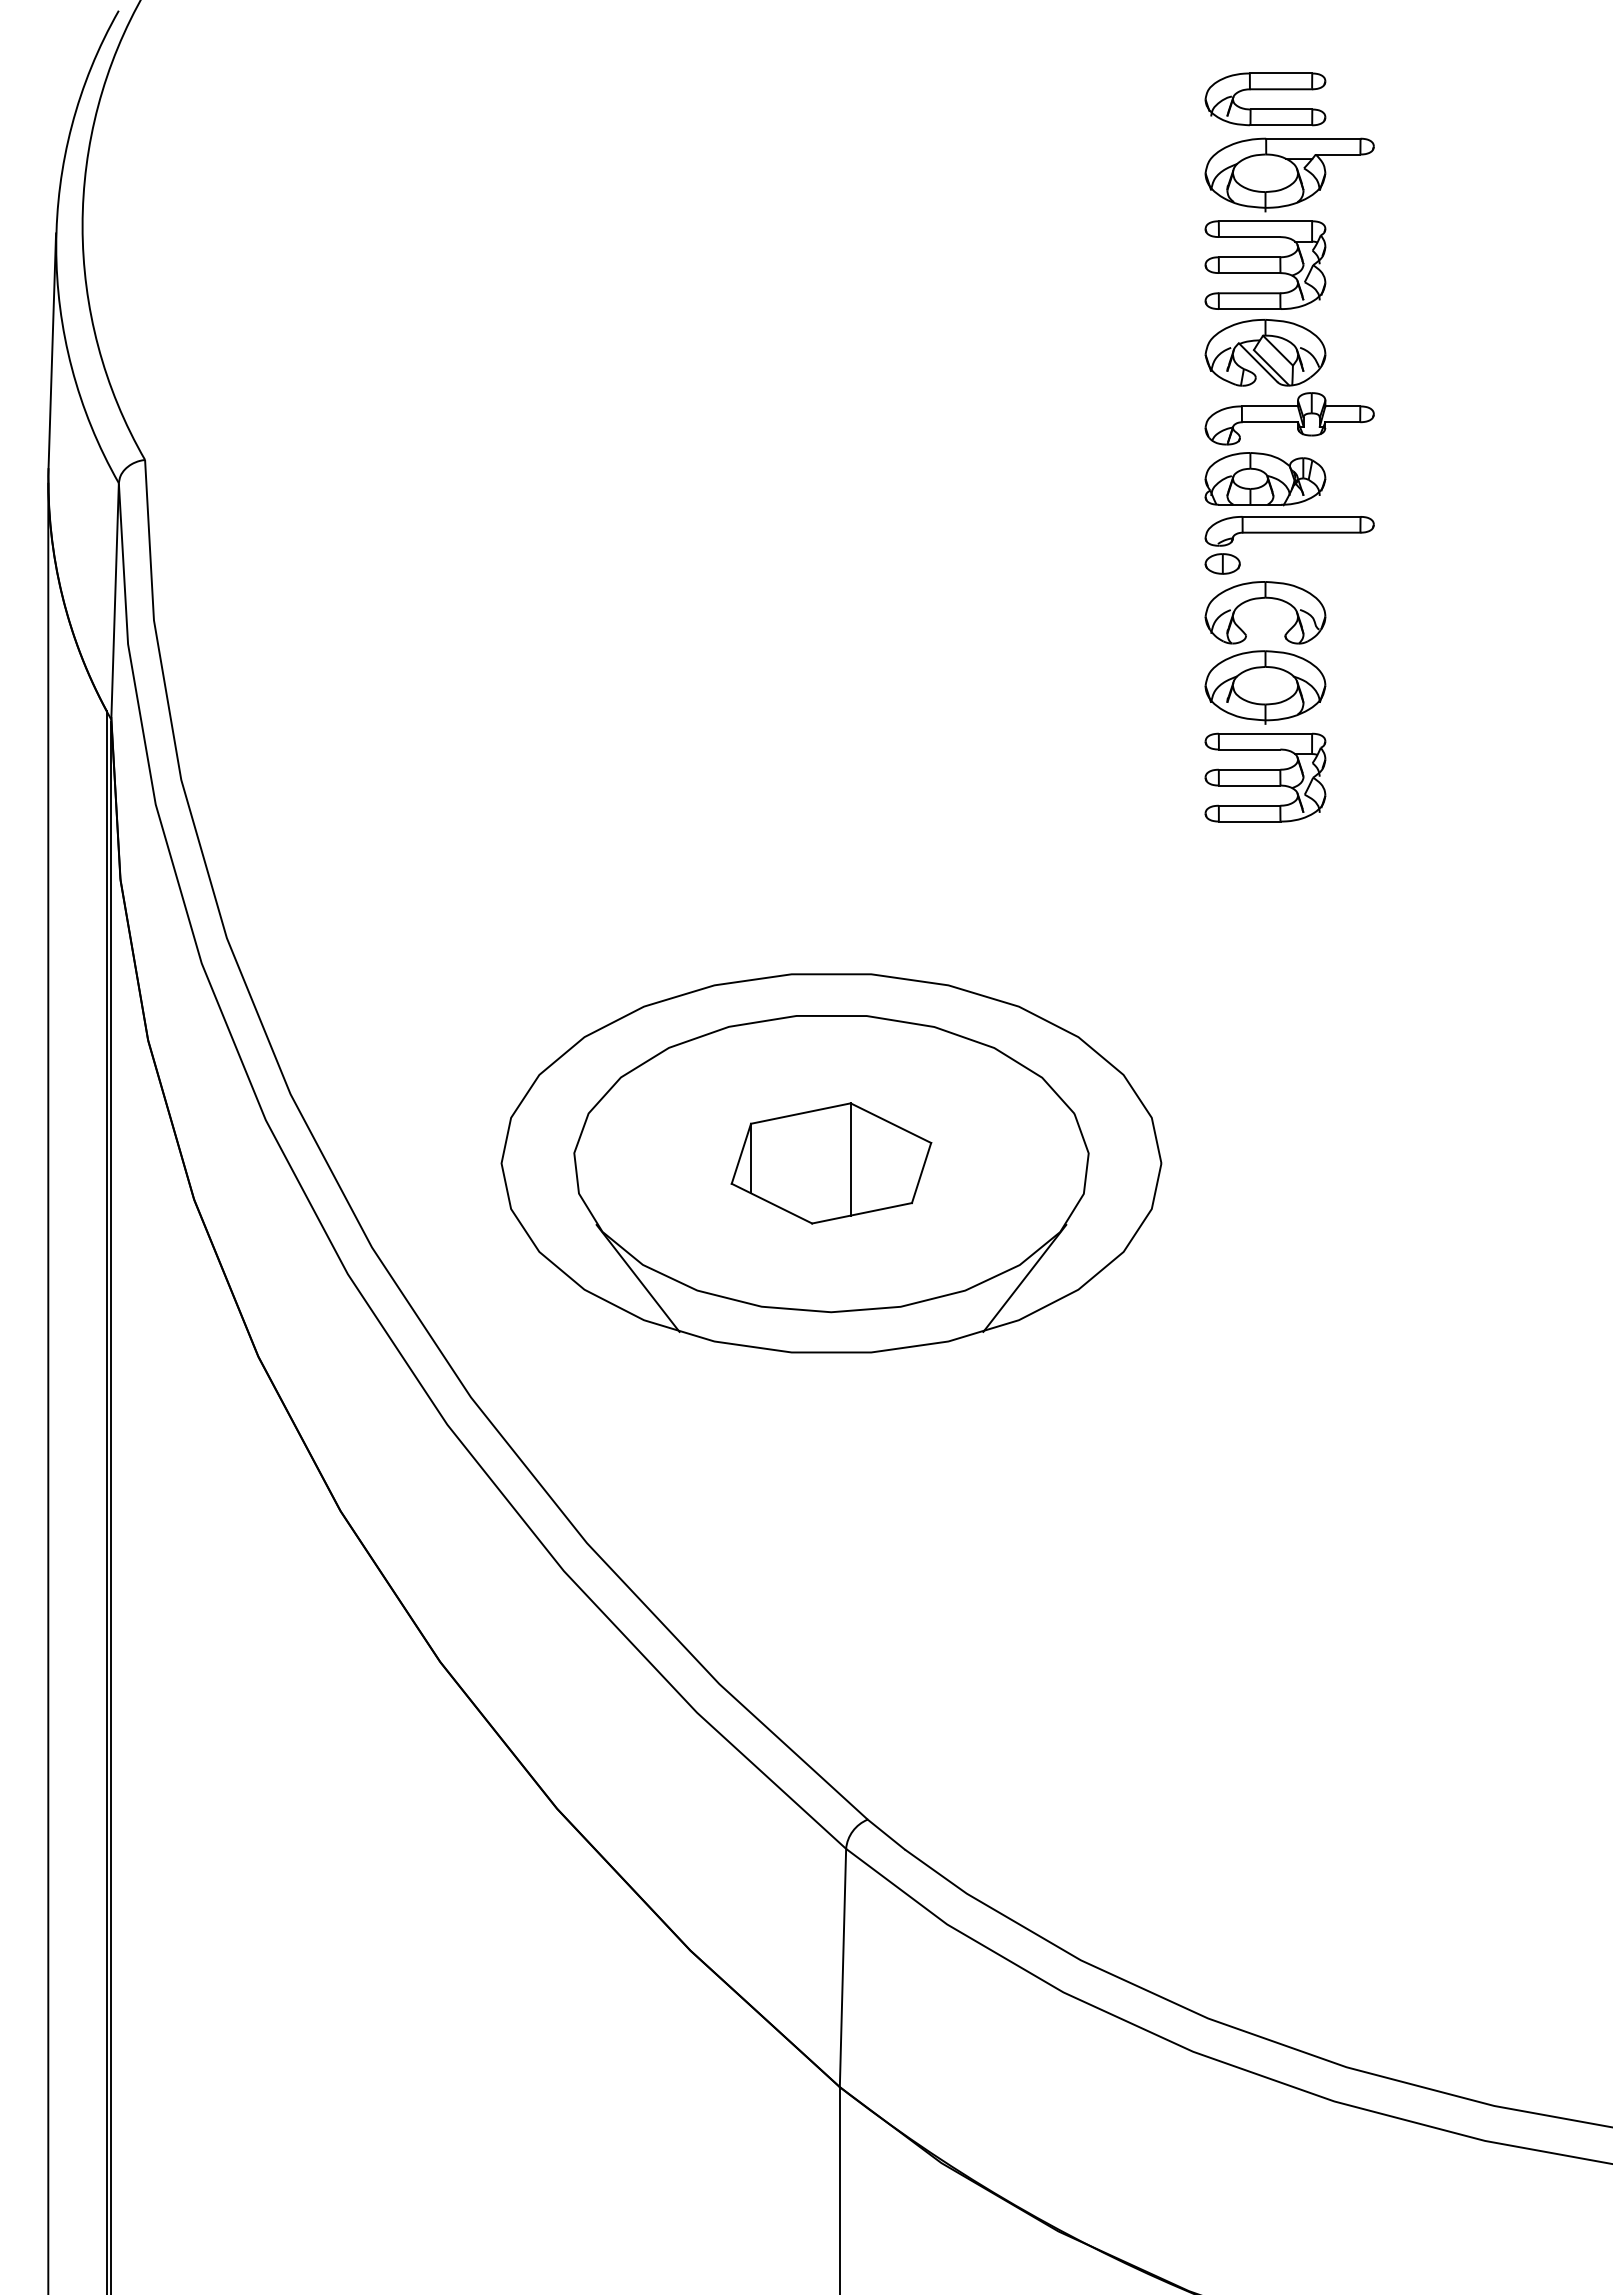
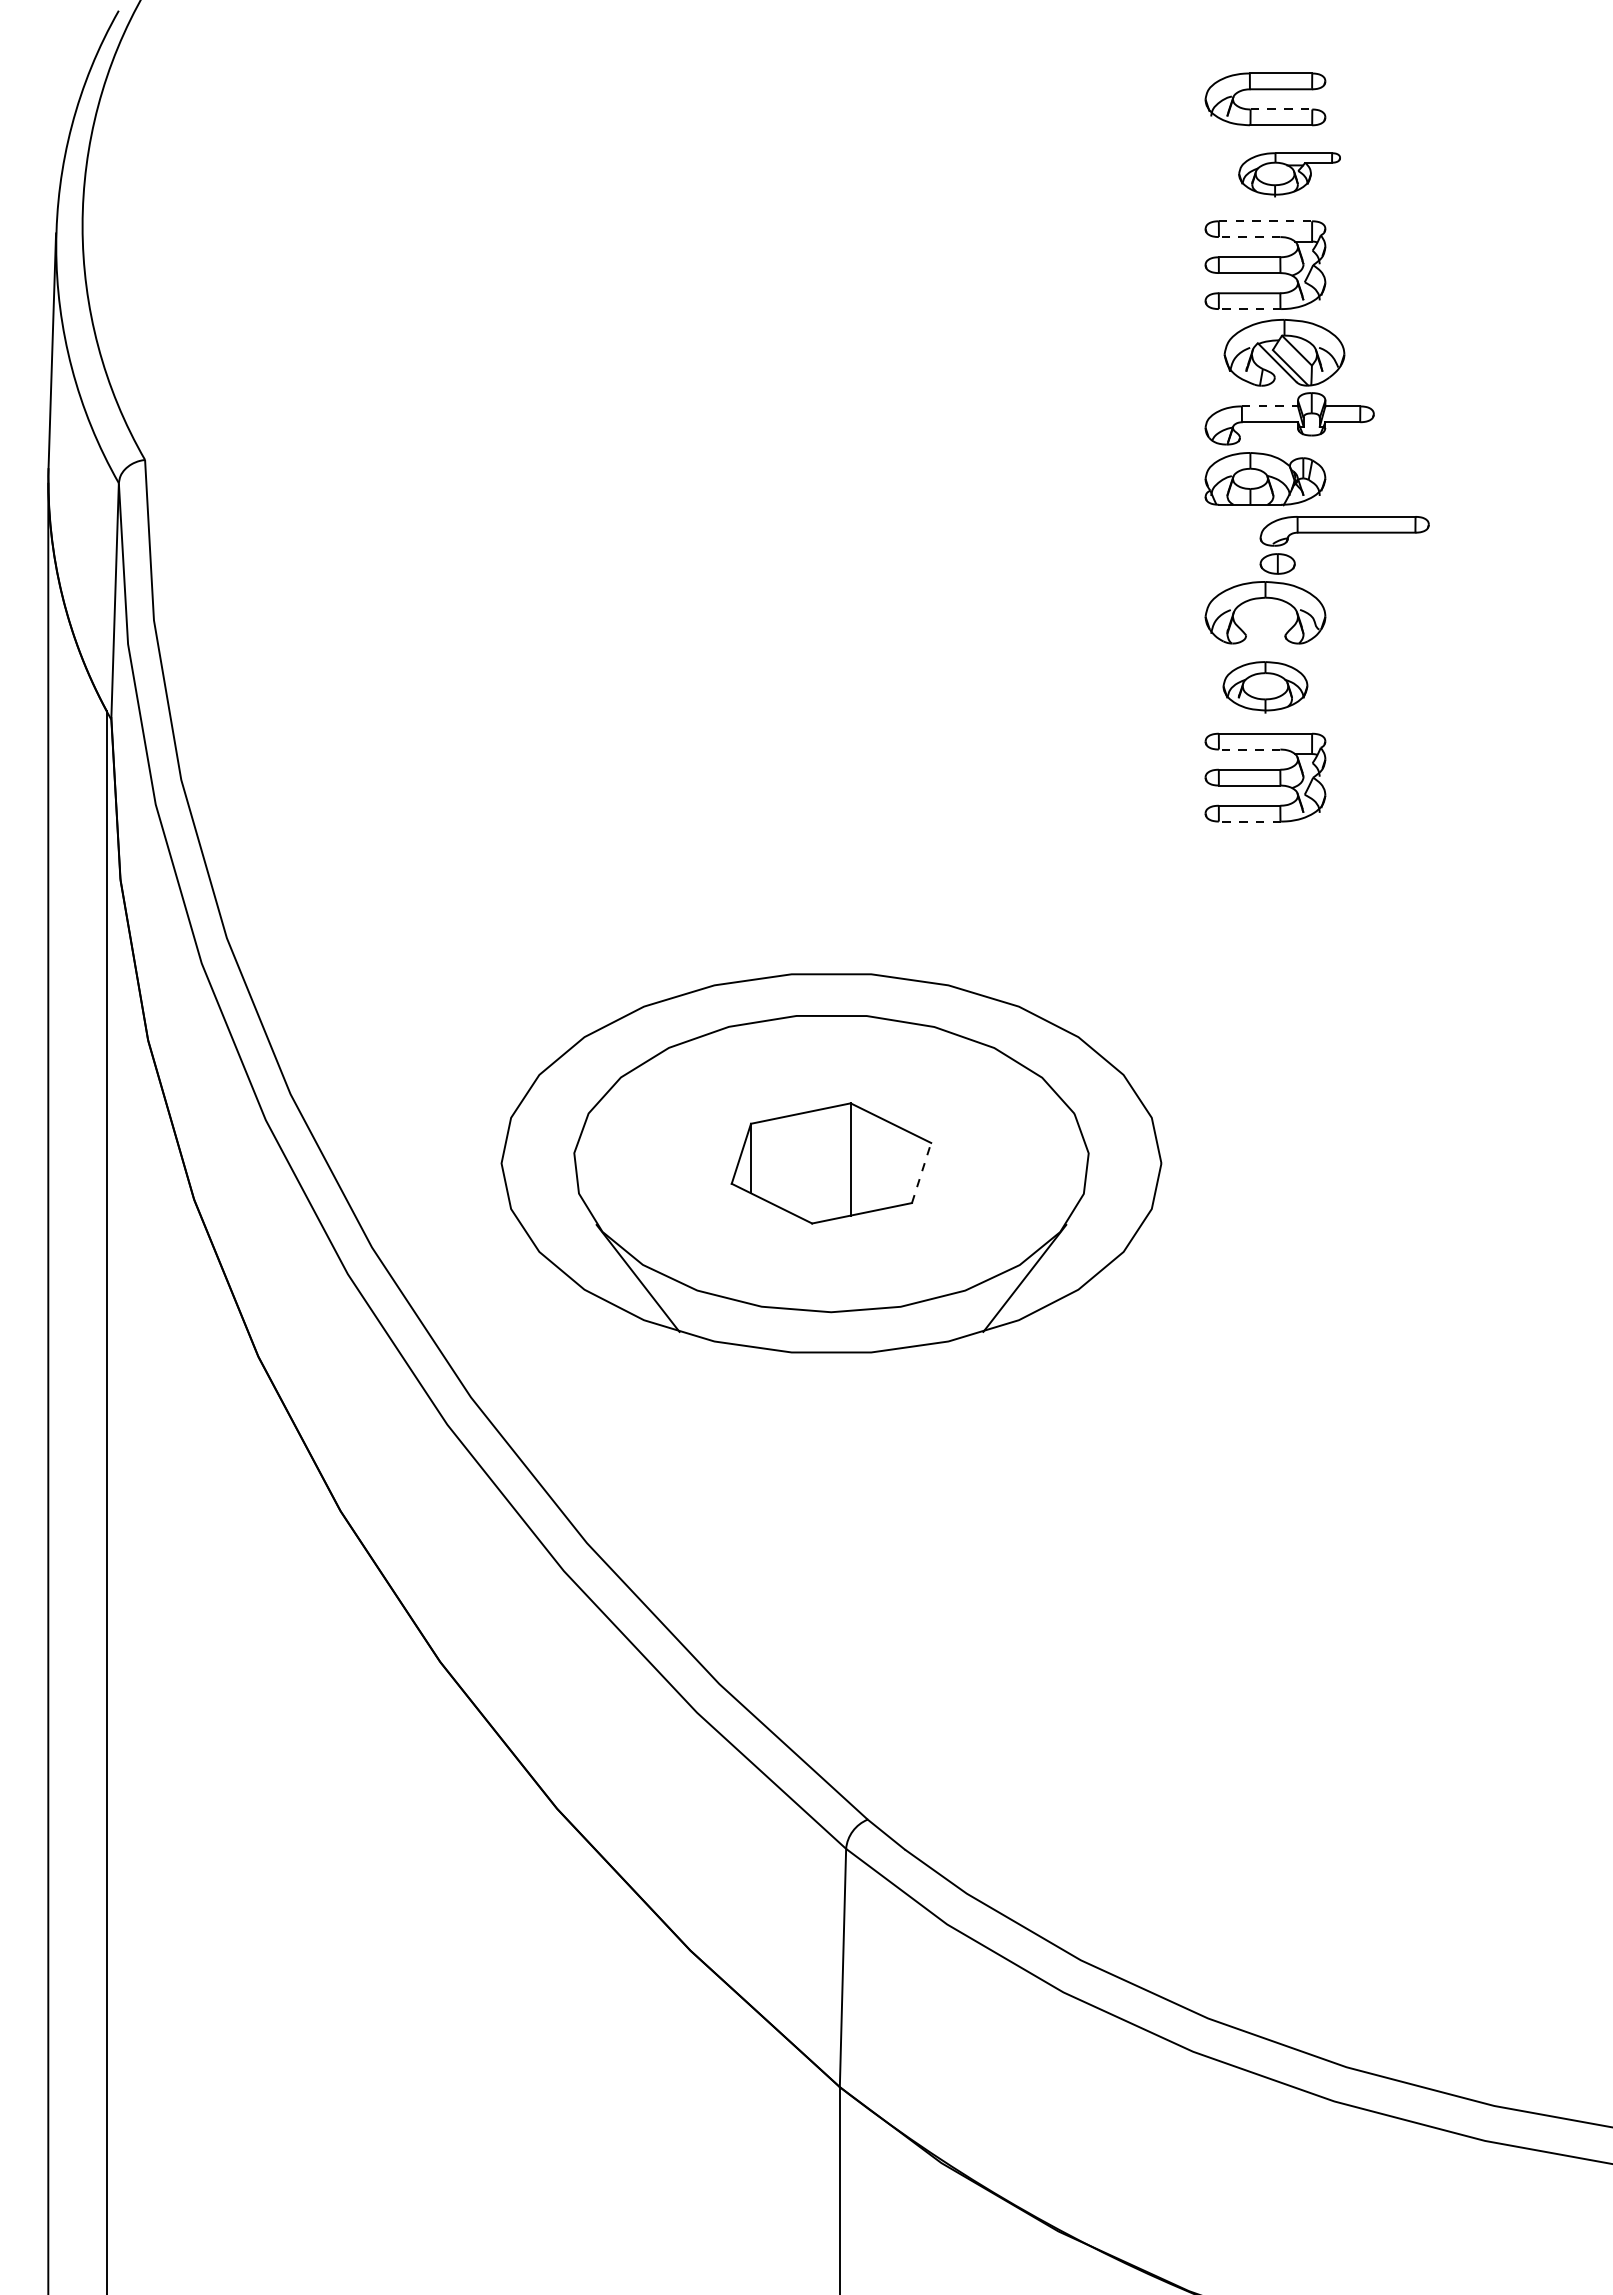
line: solid -> dashed (1281, 109)
part size: 171x76 px -> 103x46 px (1289, 174)
line: solid -> dashed (1265, 221)
line: solid -> dashed (1249, 237)
line: solid -> dashed (1249, 309)
part position: (1265, 352) -> (1284, 352) (1284, 352)
line: solid -> dashed (1270, 406)
part position: (1289, 533) -> (1344, 533) (1344, 533)
part size: 123x75 px -> 87x53 px (1265, 687)
line: solid -> dashed (1249, 749)
line: solid -> dashed (1249, 821)
line: solid -> dashed (921, 1173)
line: present -> none (111, 1506)
